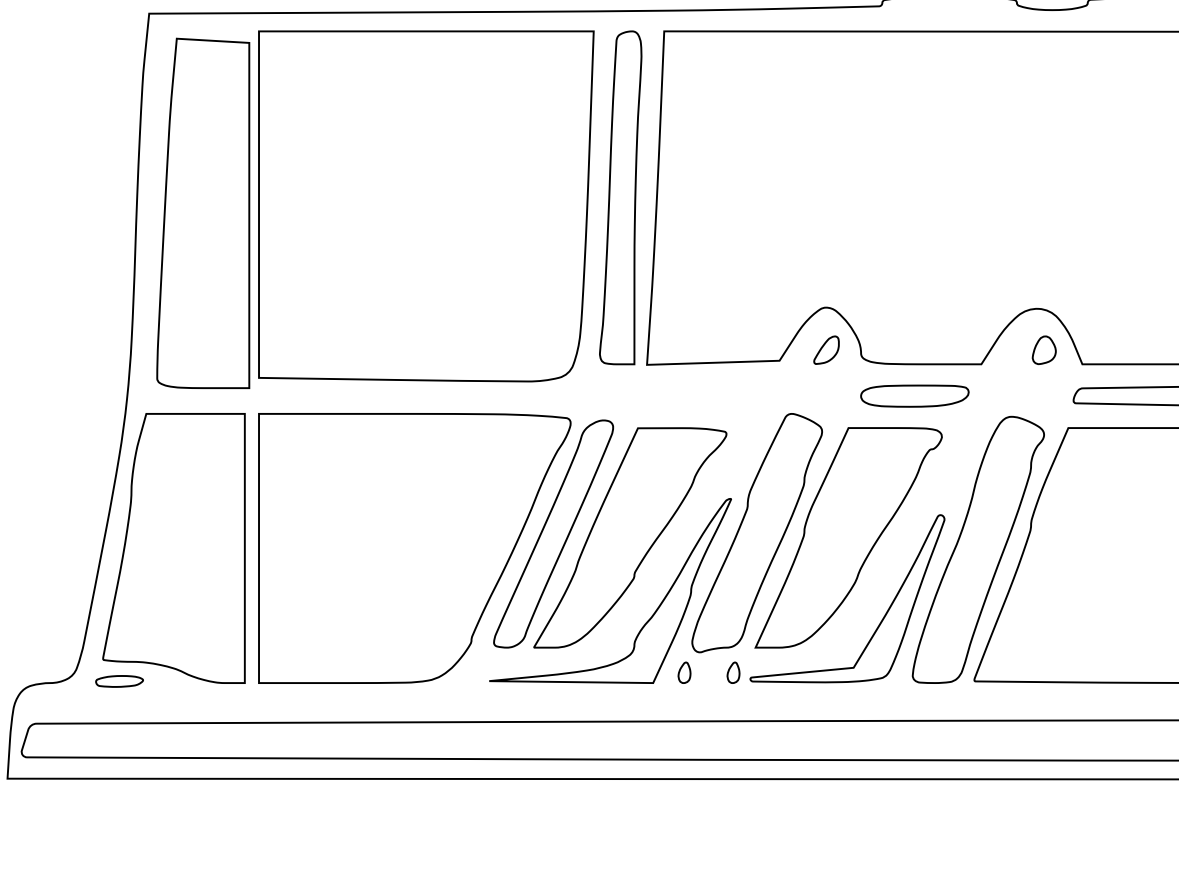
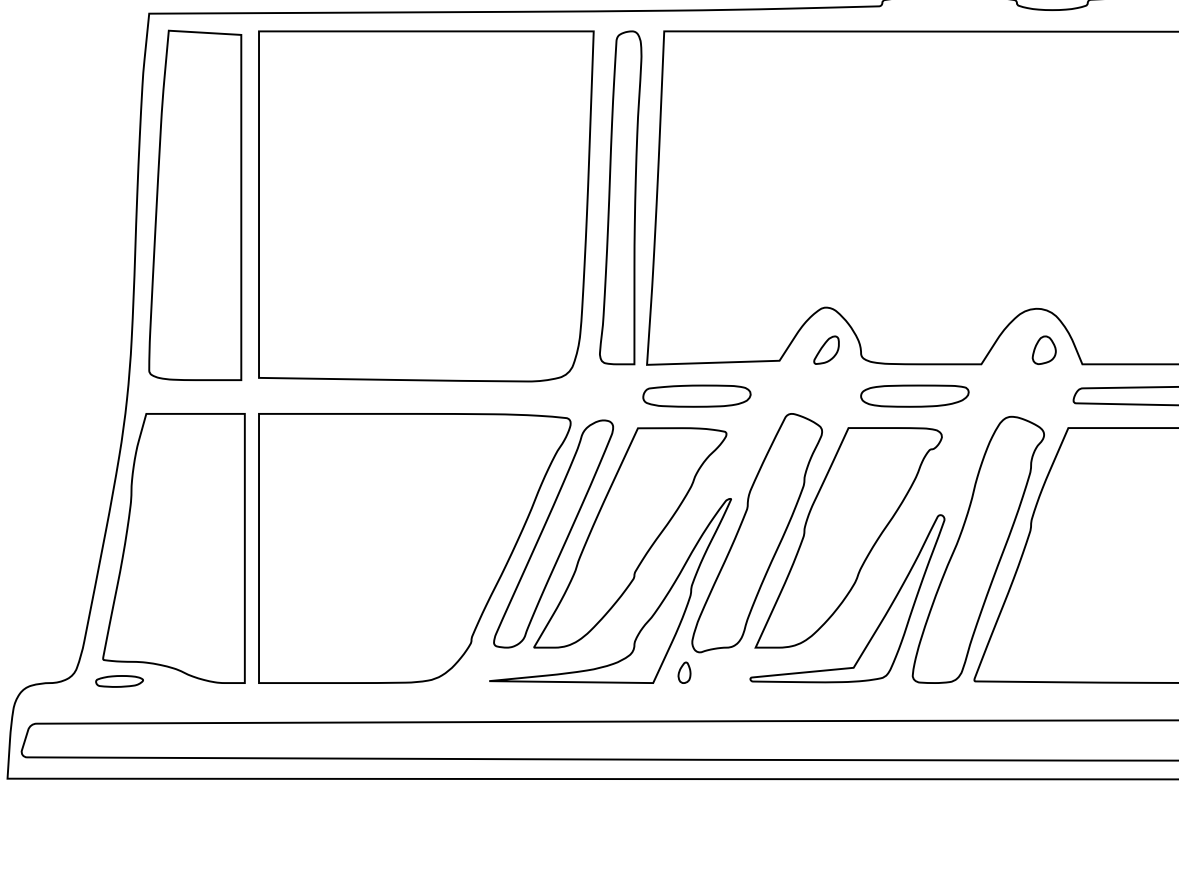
part position: (203, 212) -> (195, 204) (195, 204)
part: none -> present (696, 395)
part: present -> none (733, 672)
